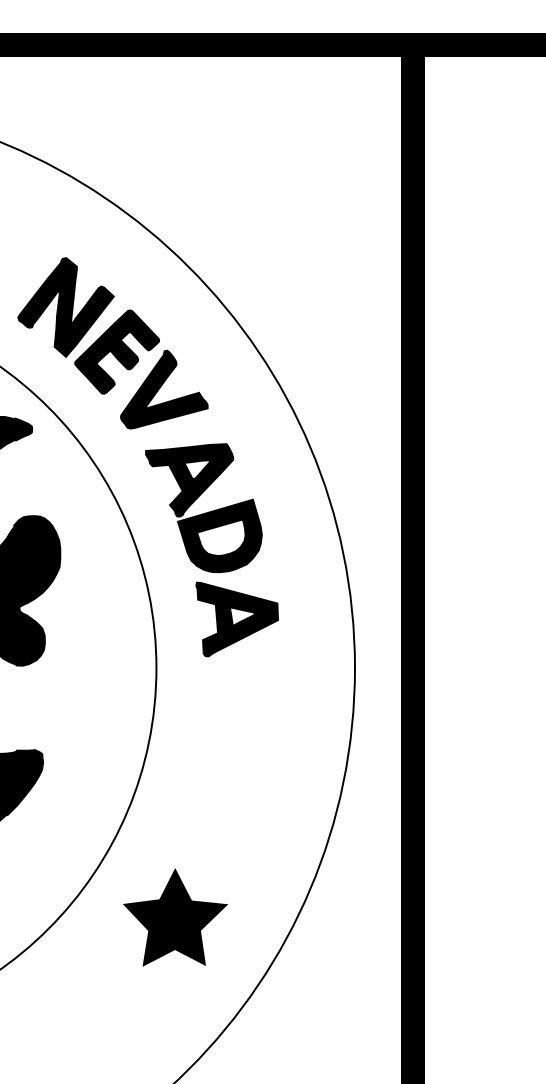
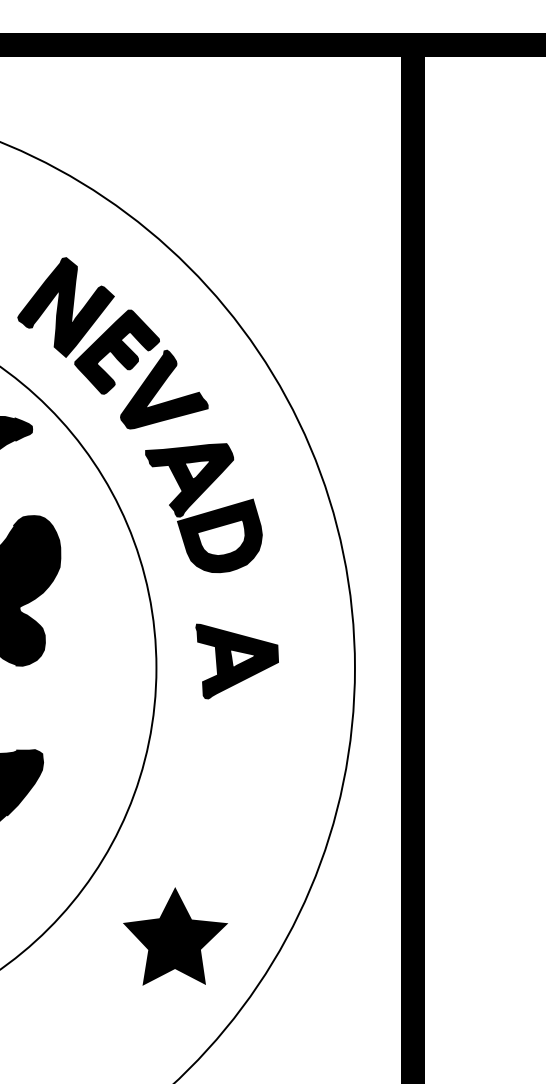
part position: (236, 619) -> (236, 661) (236, 661)
part position: (175, 917) -> (175, 936) (175, 936)
